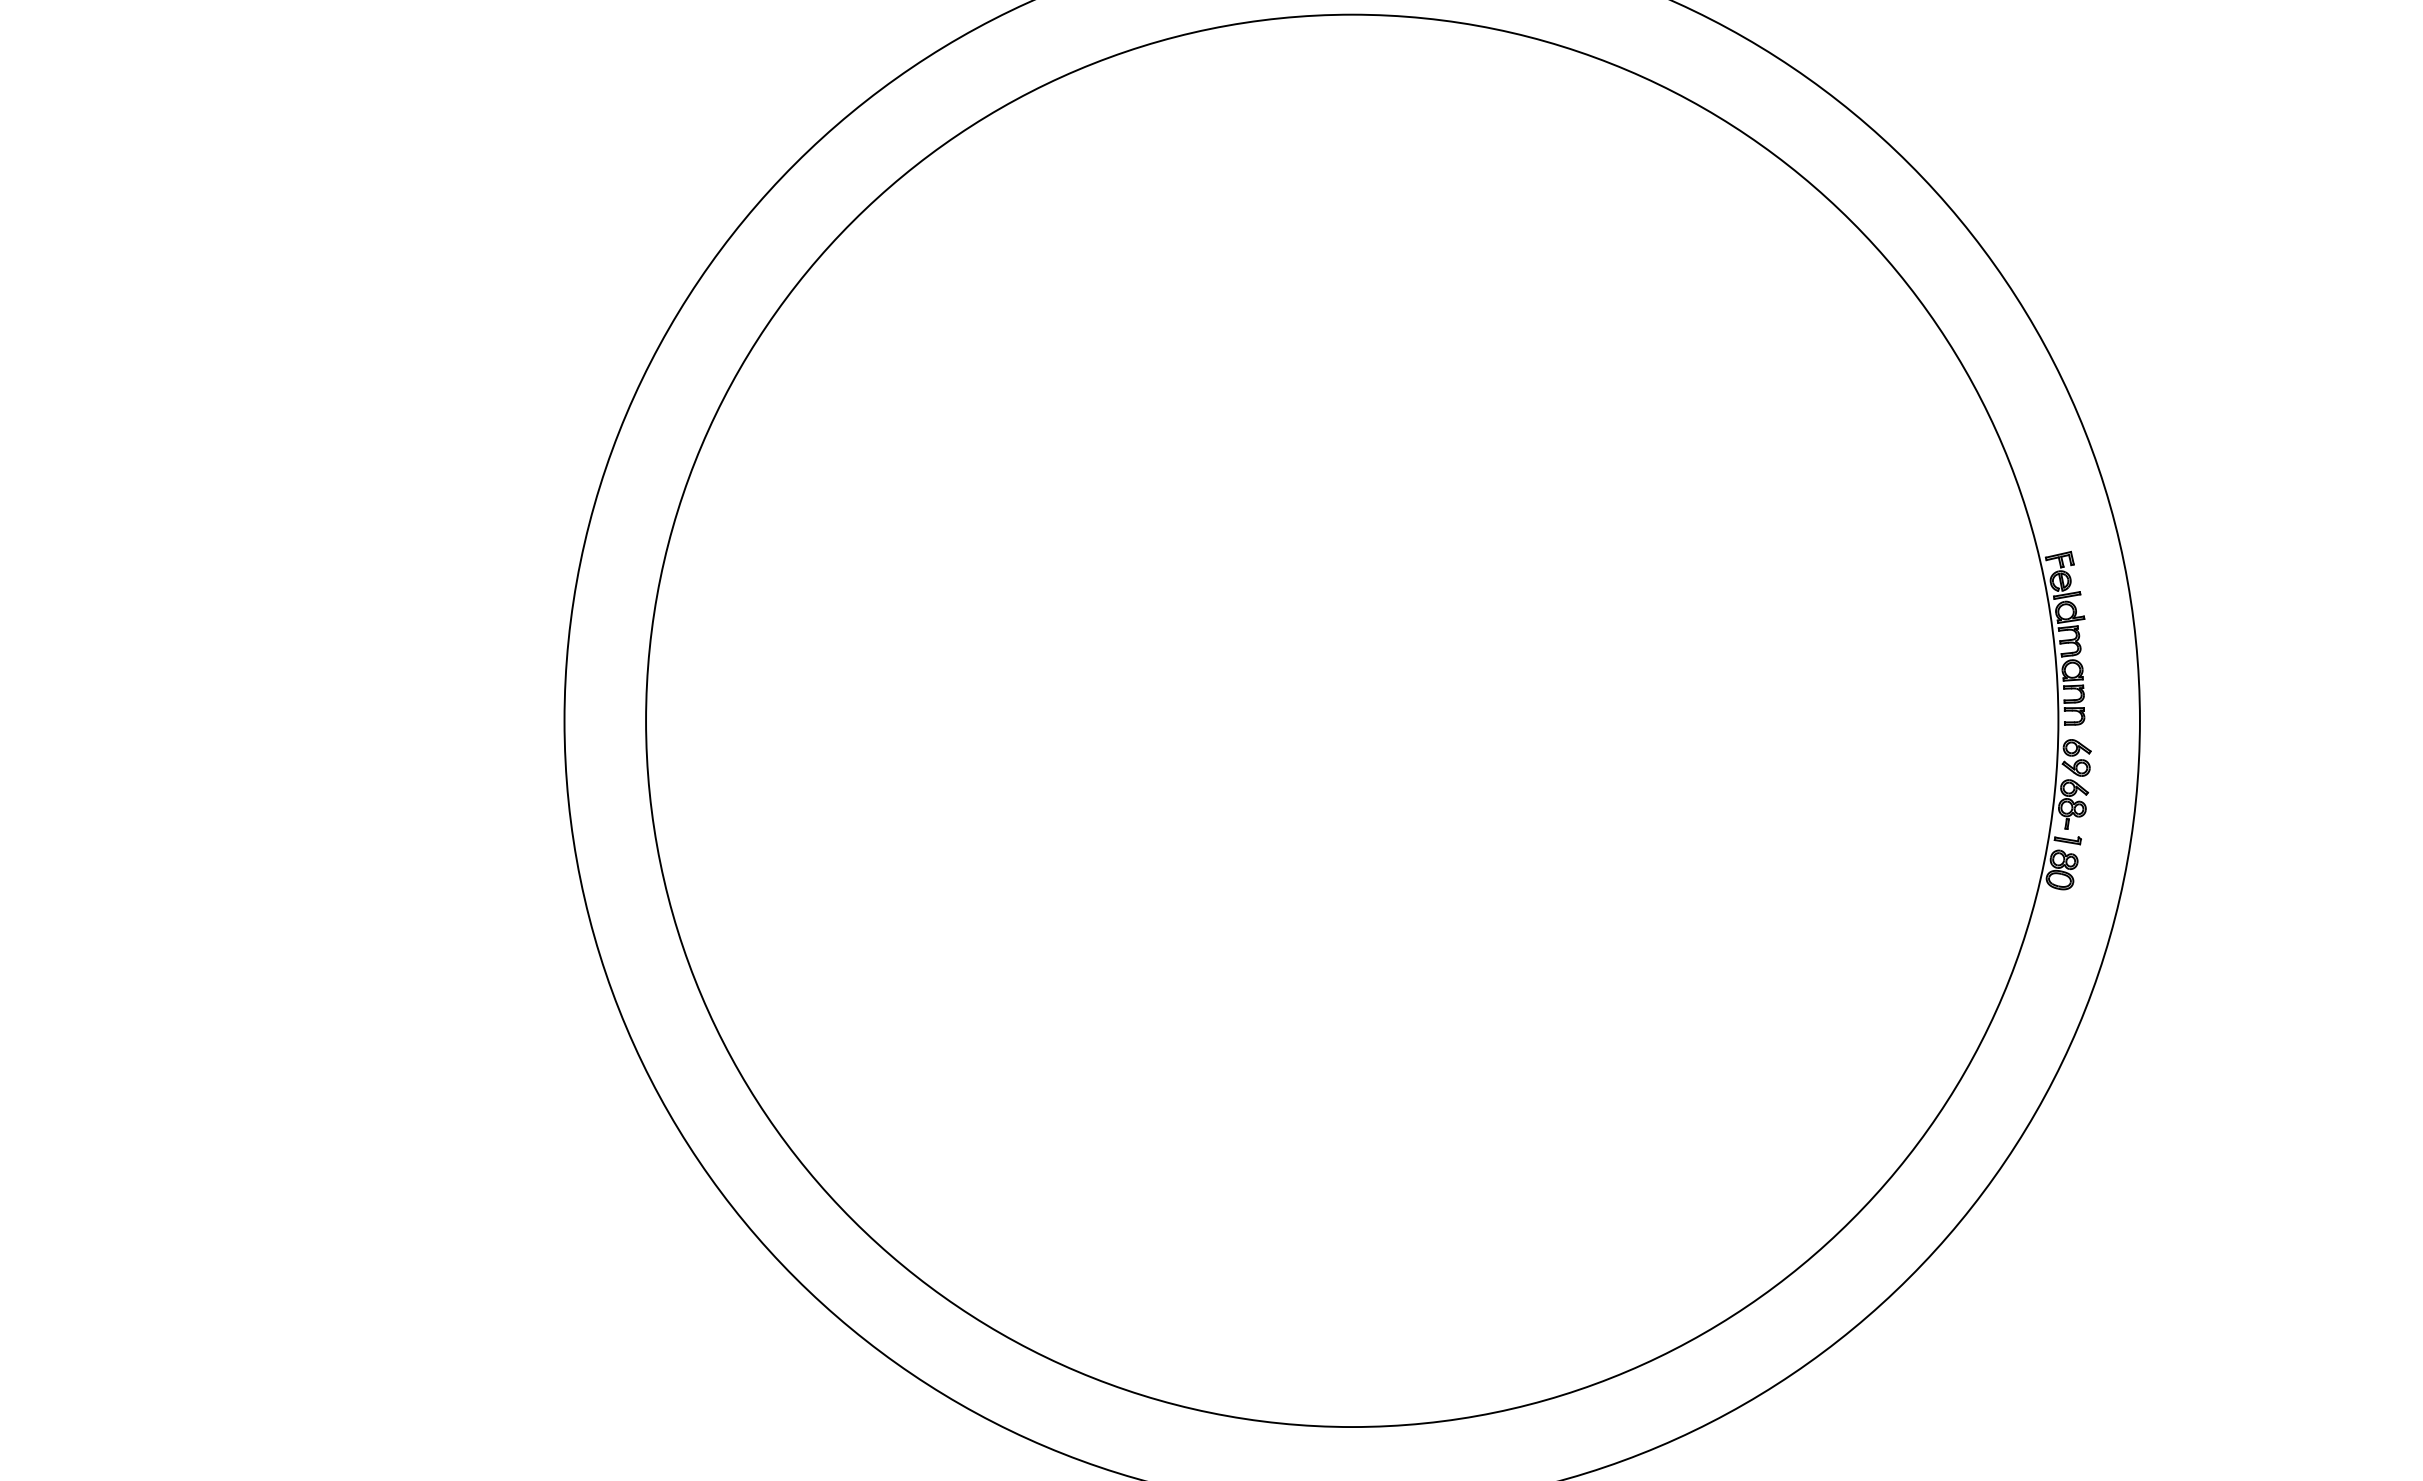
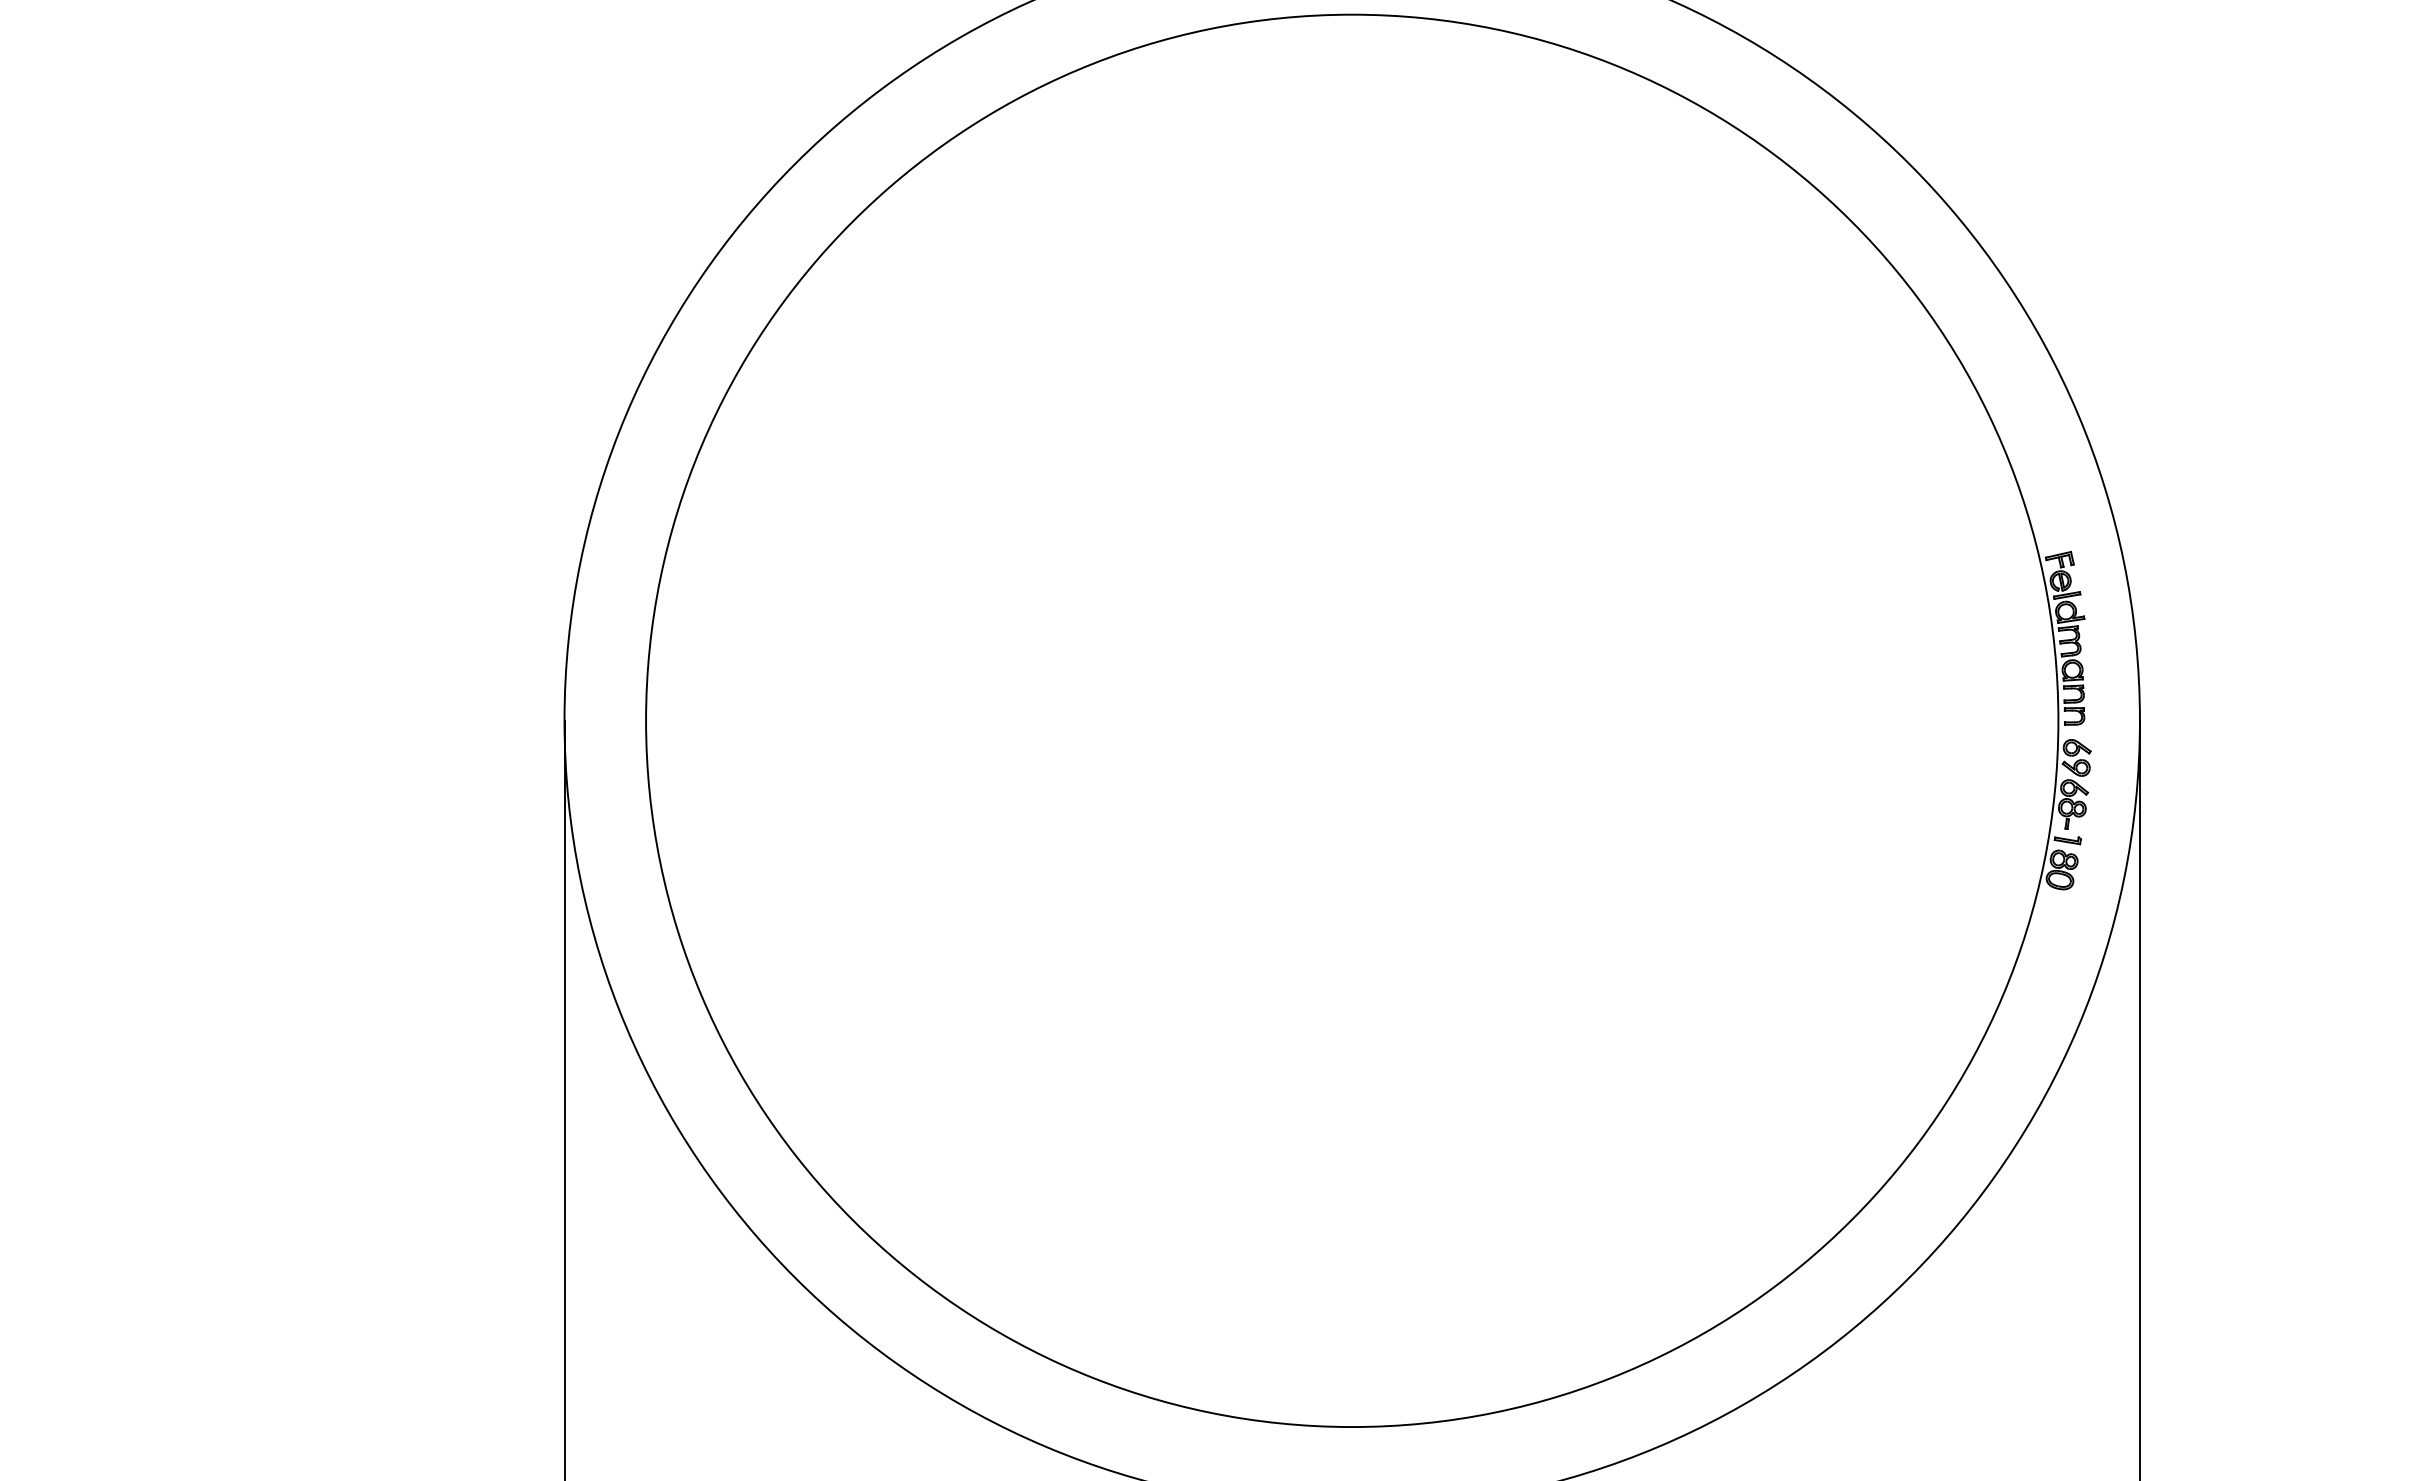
line: none -> present (564, 1098)
line: none -> present (2139, 1098)
